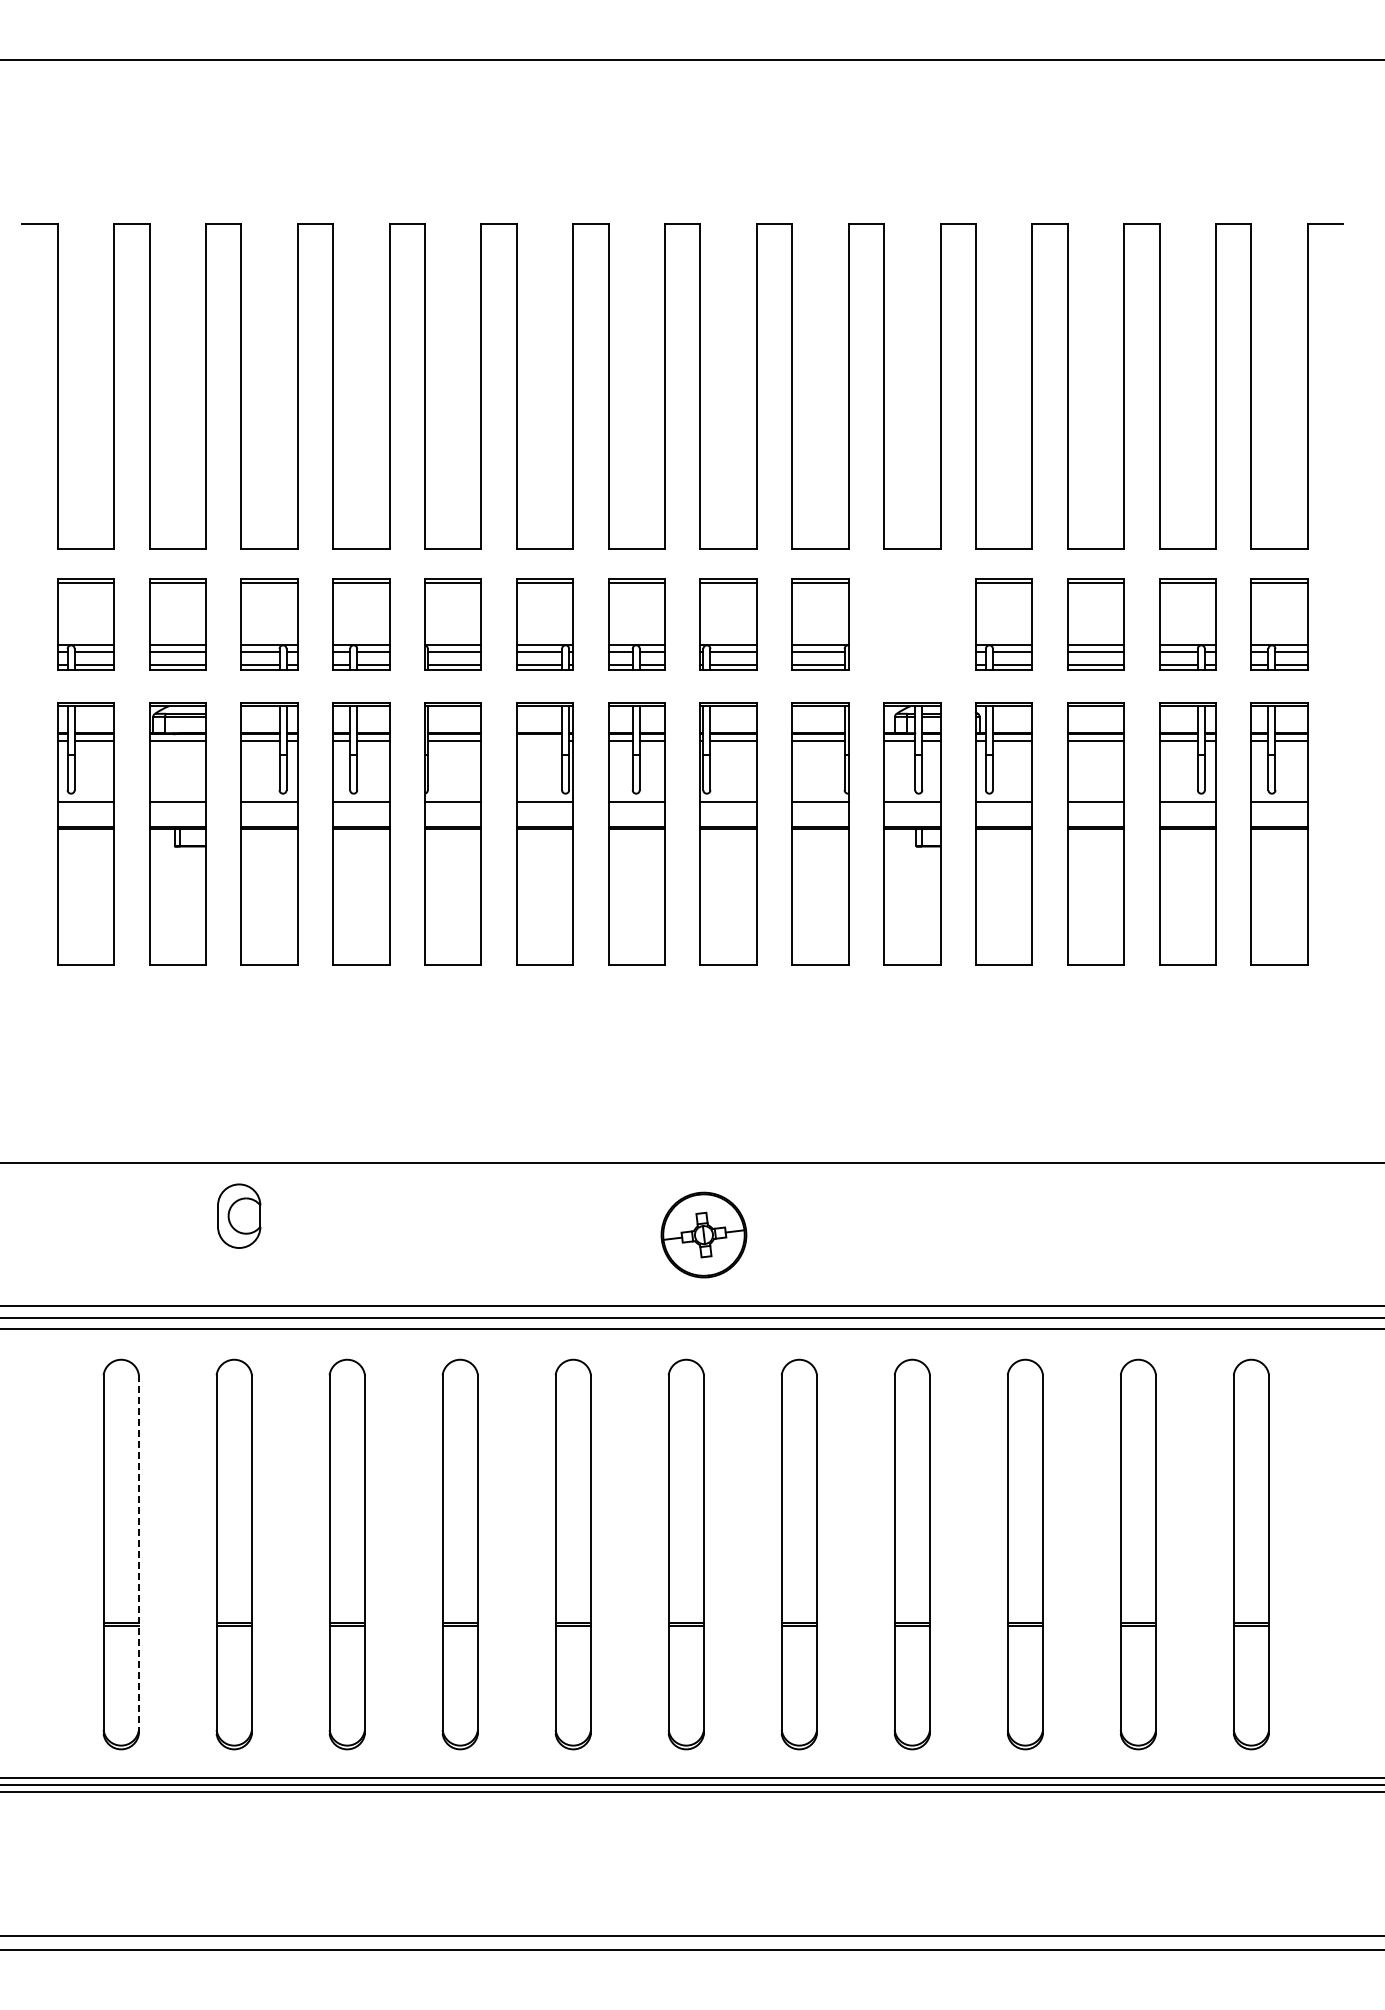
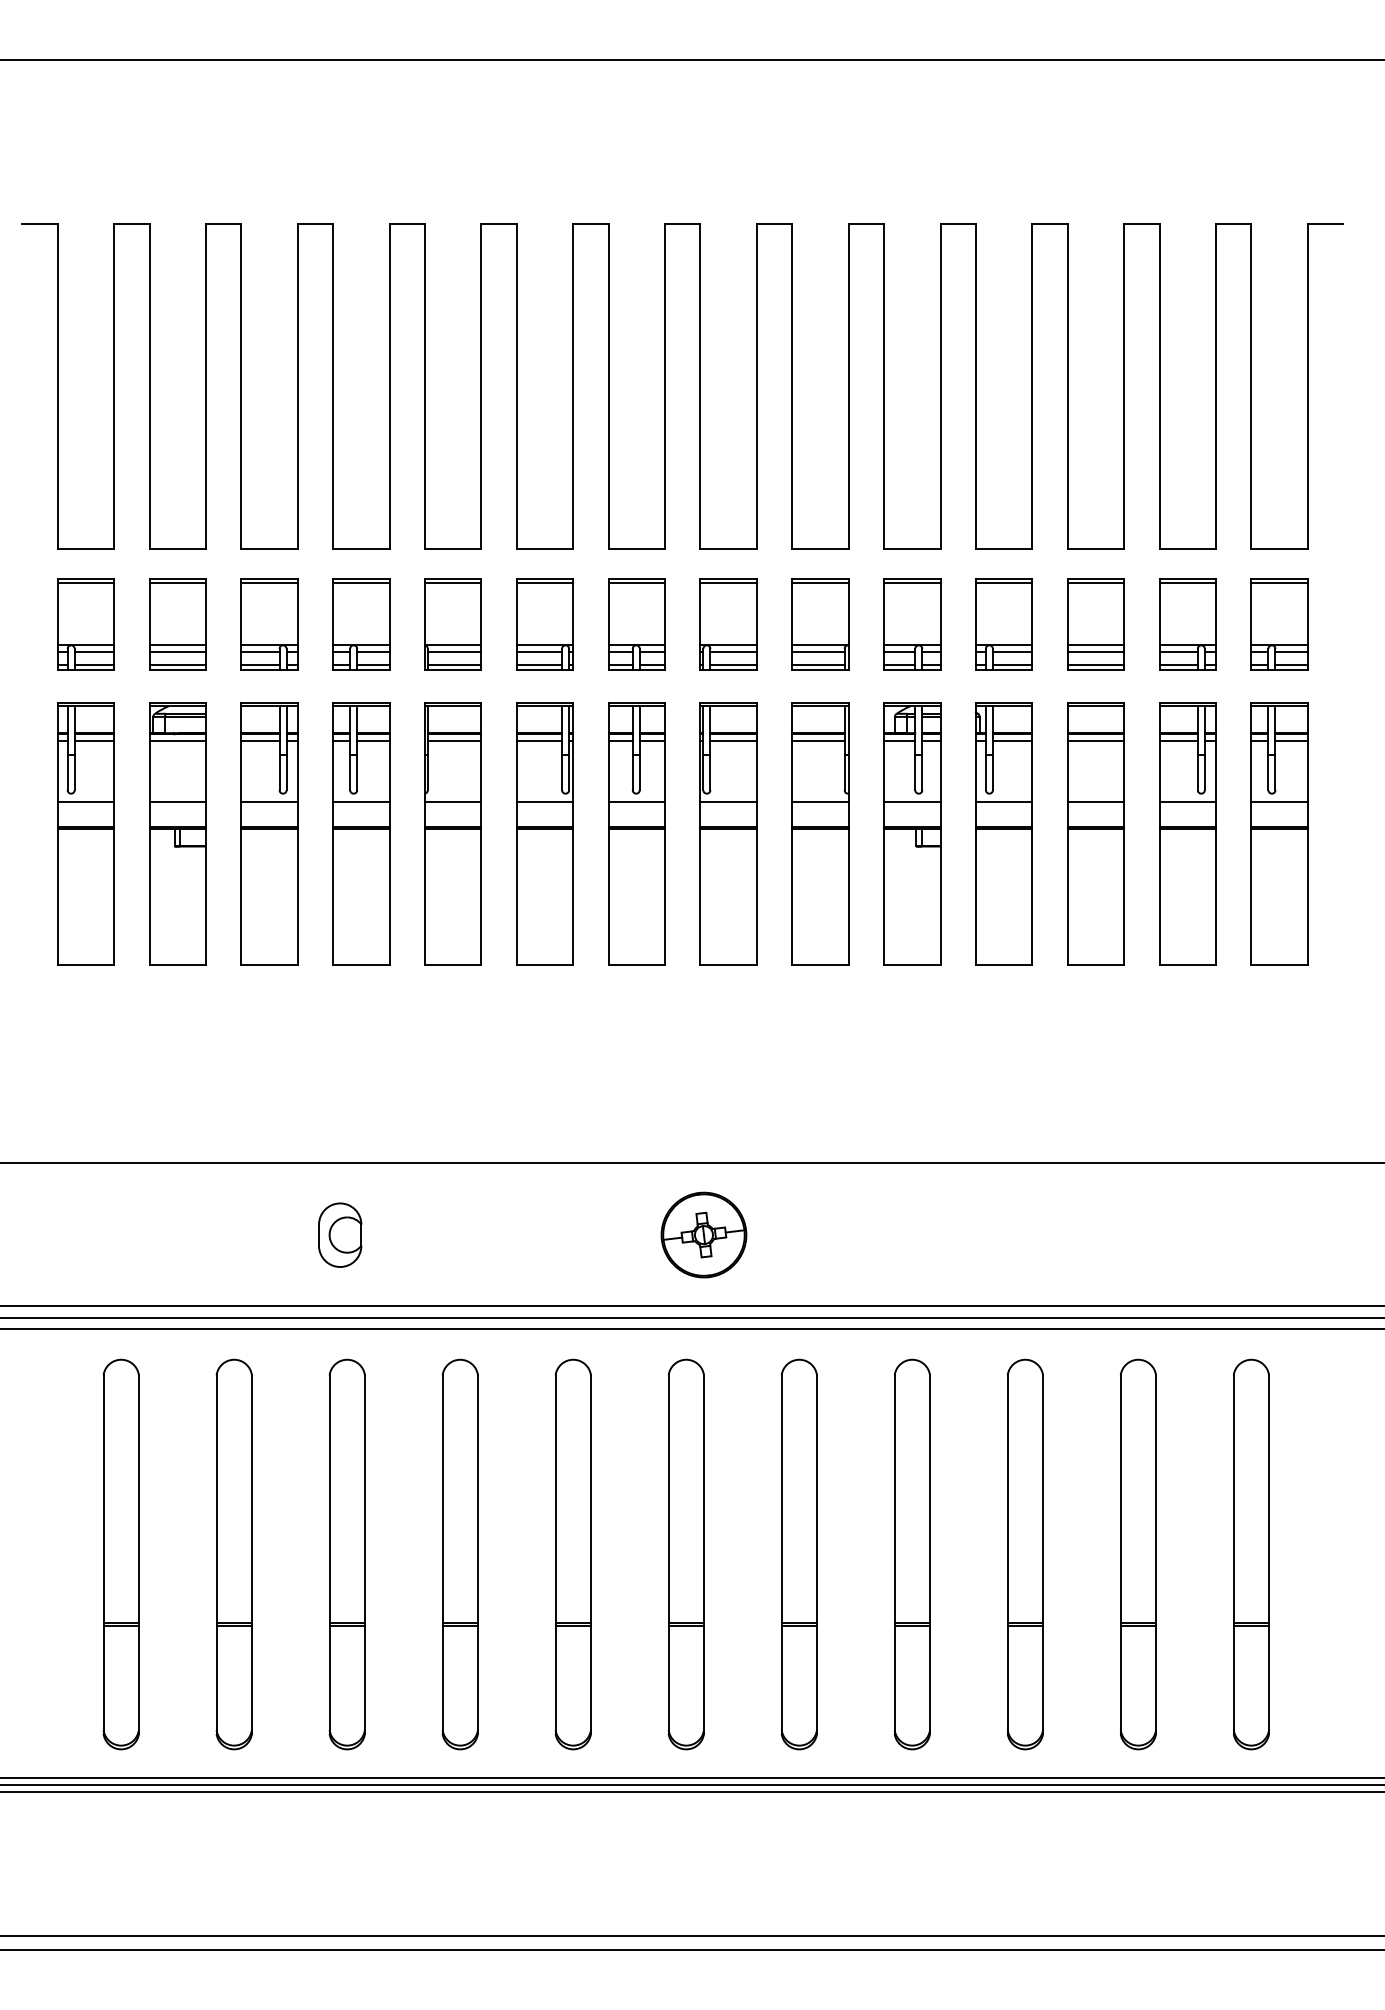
part: none -> present (912, 624)
line: none -> present (539, 741)
part position: (239, 1215) -> (340, 1234) (340, 1234)
line: dashed -> solid (138, 1554)
